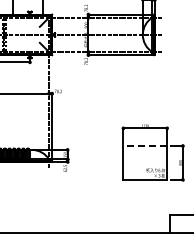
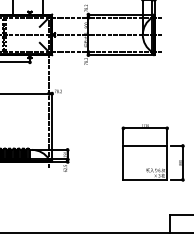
line: dashed -> solid (145, 145)
